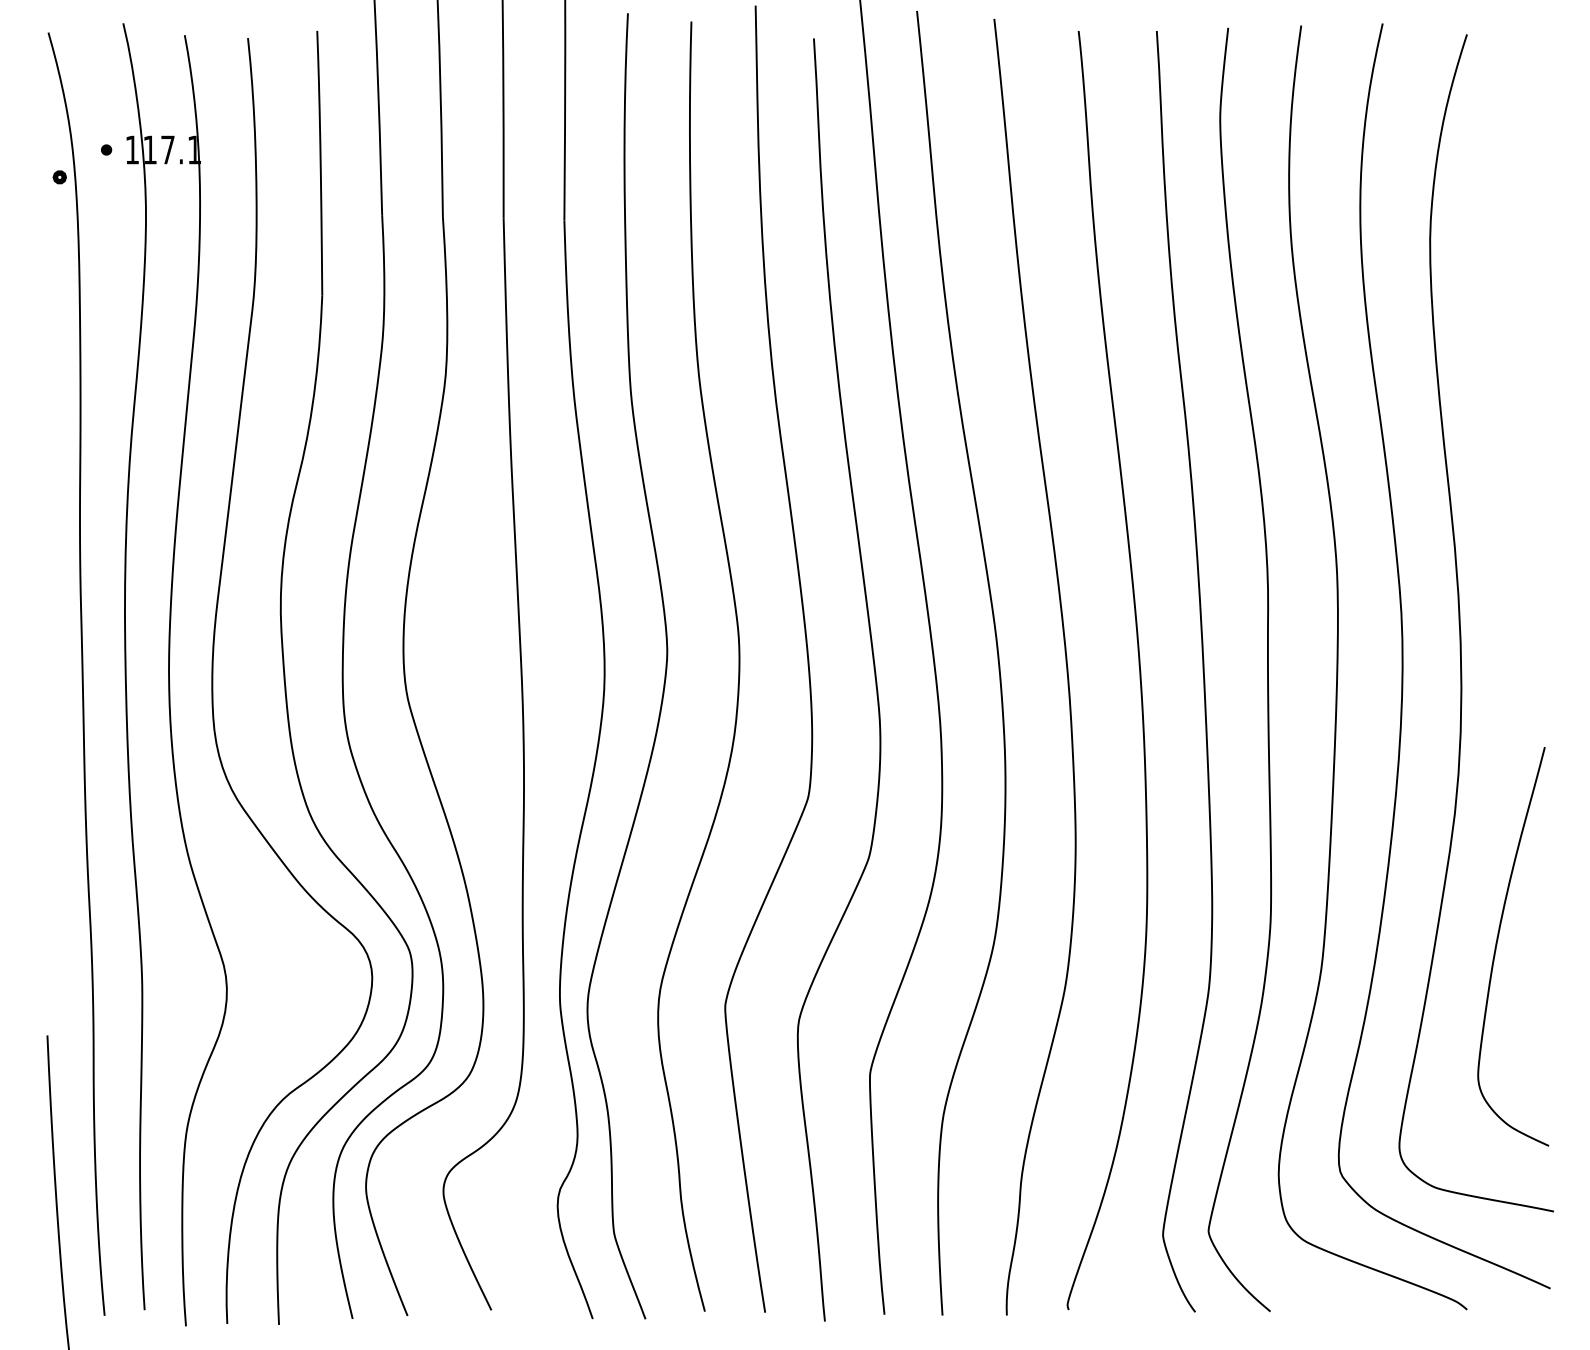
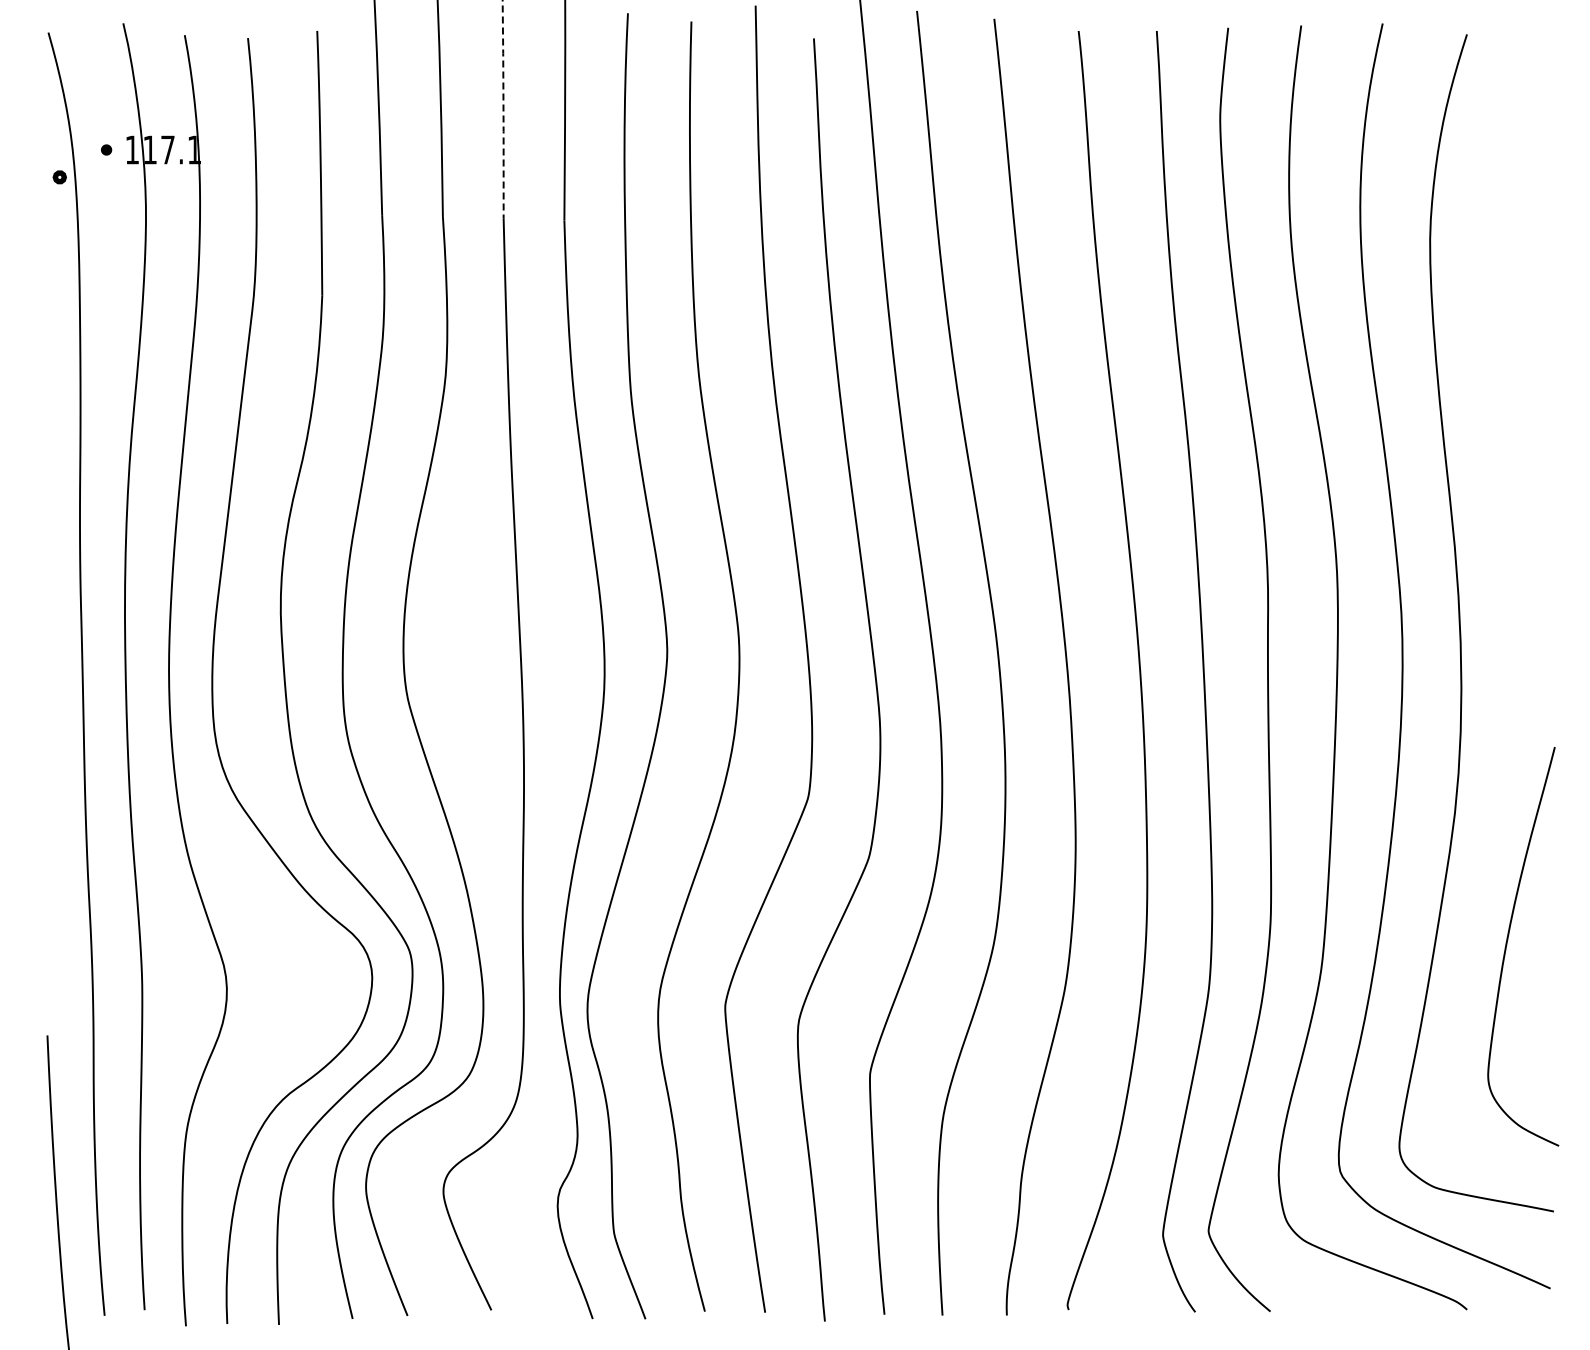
line: solid -> dashed (503, 109)
curve position: (1497, 945) -> (1507, 945) (1507, 945)
